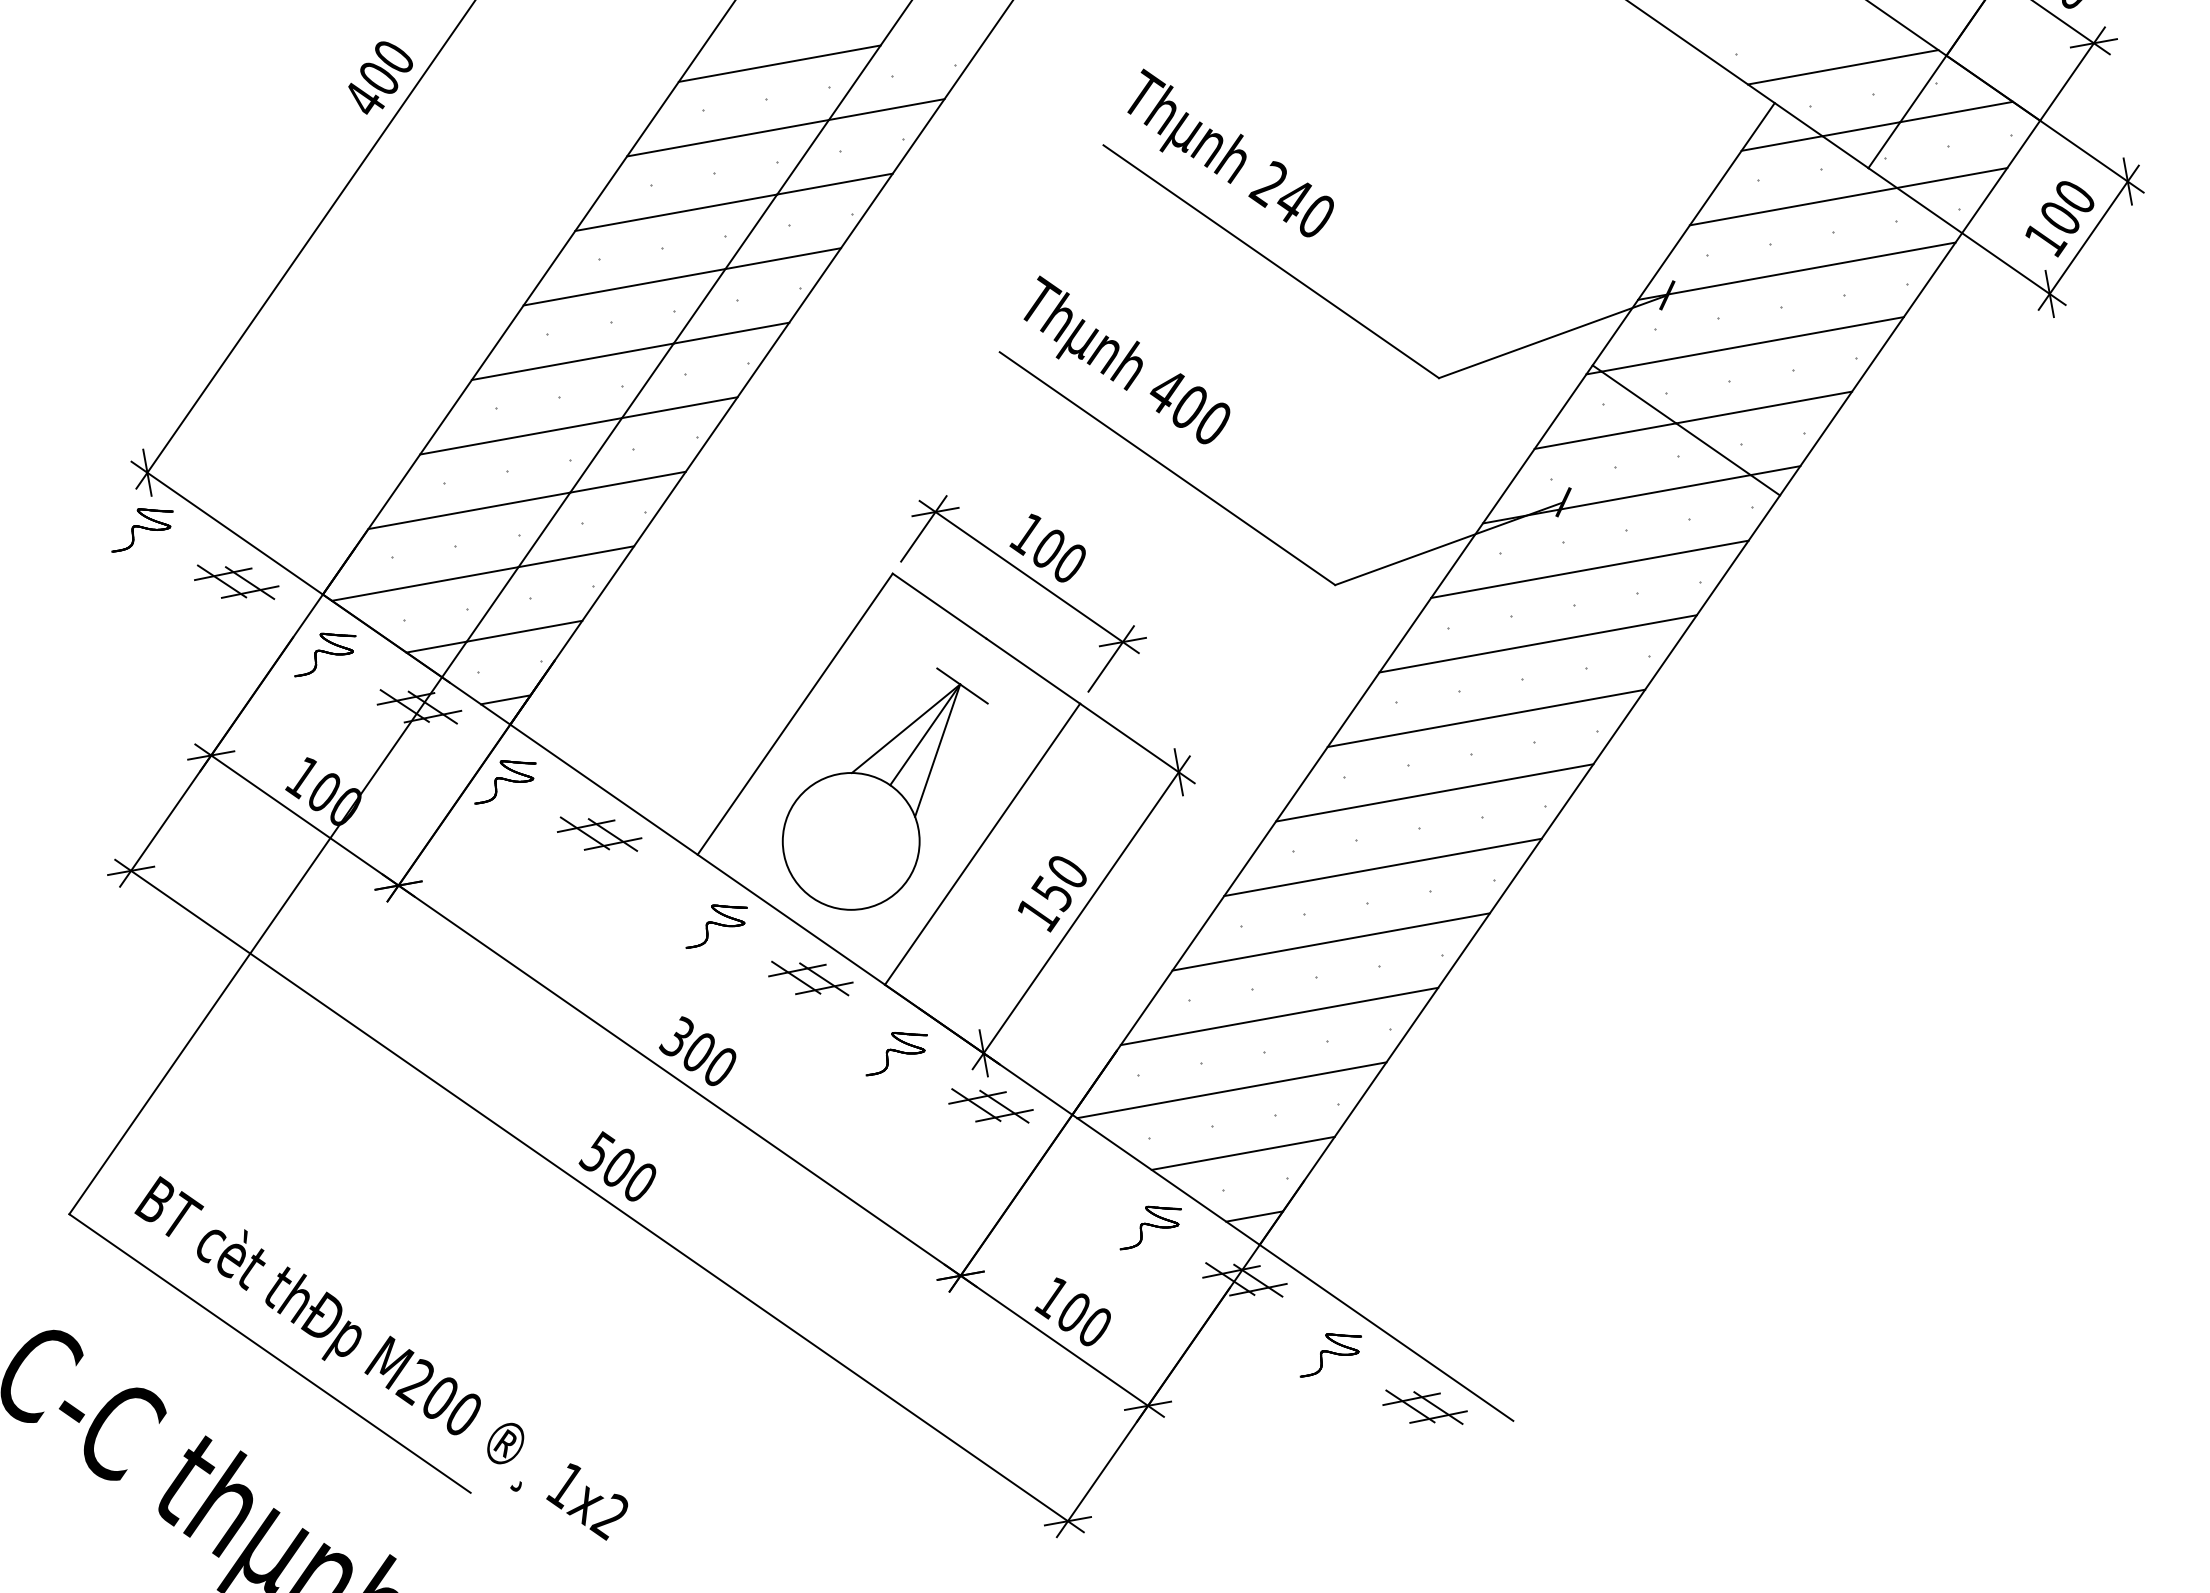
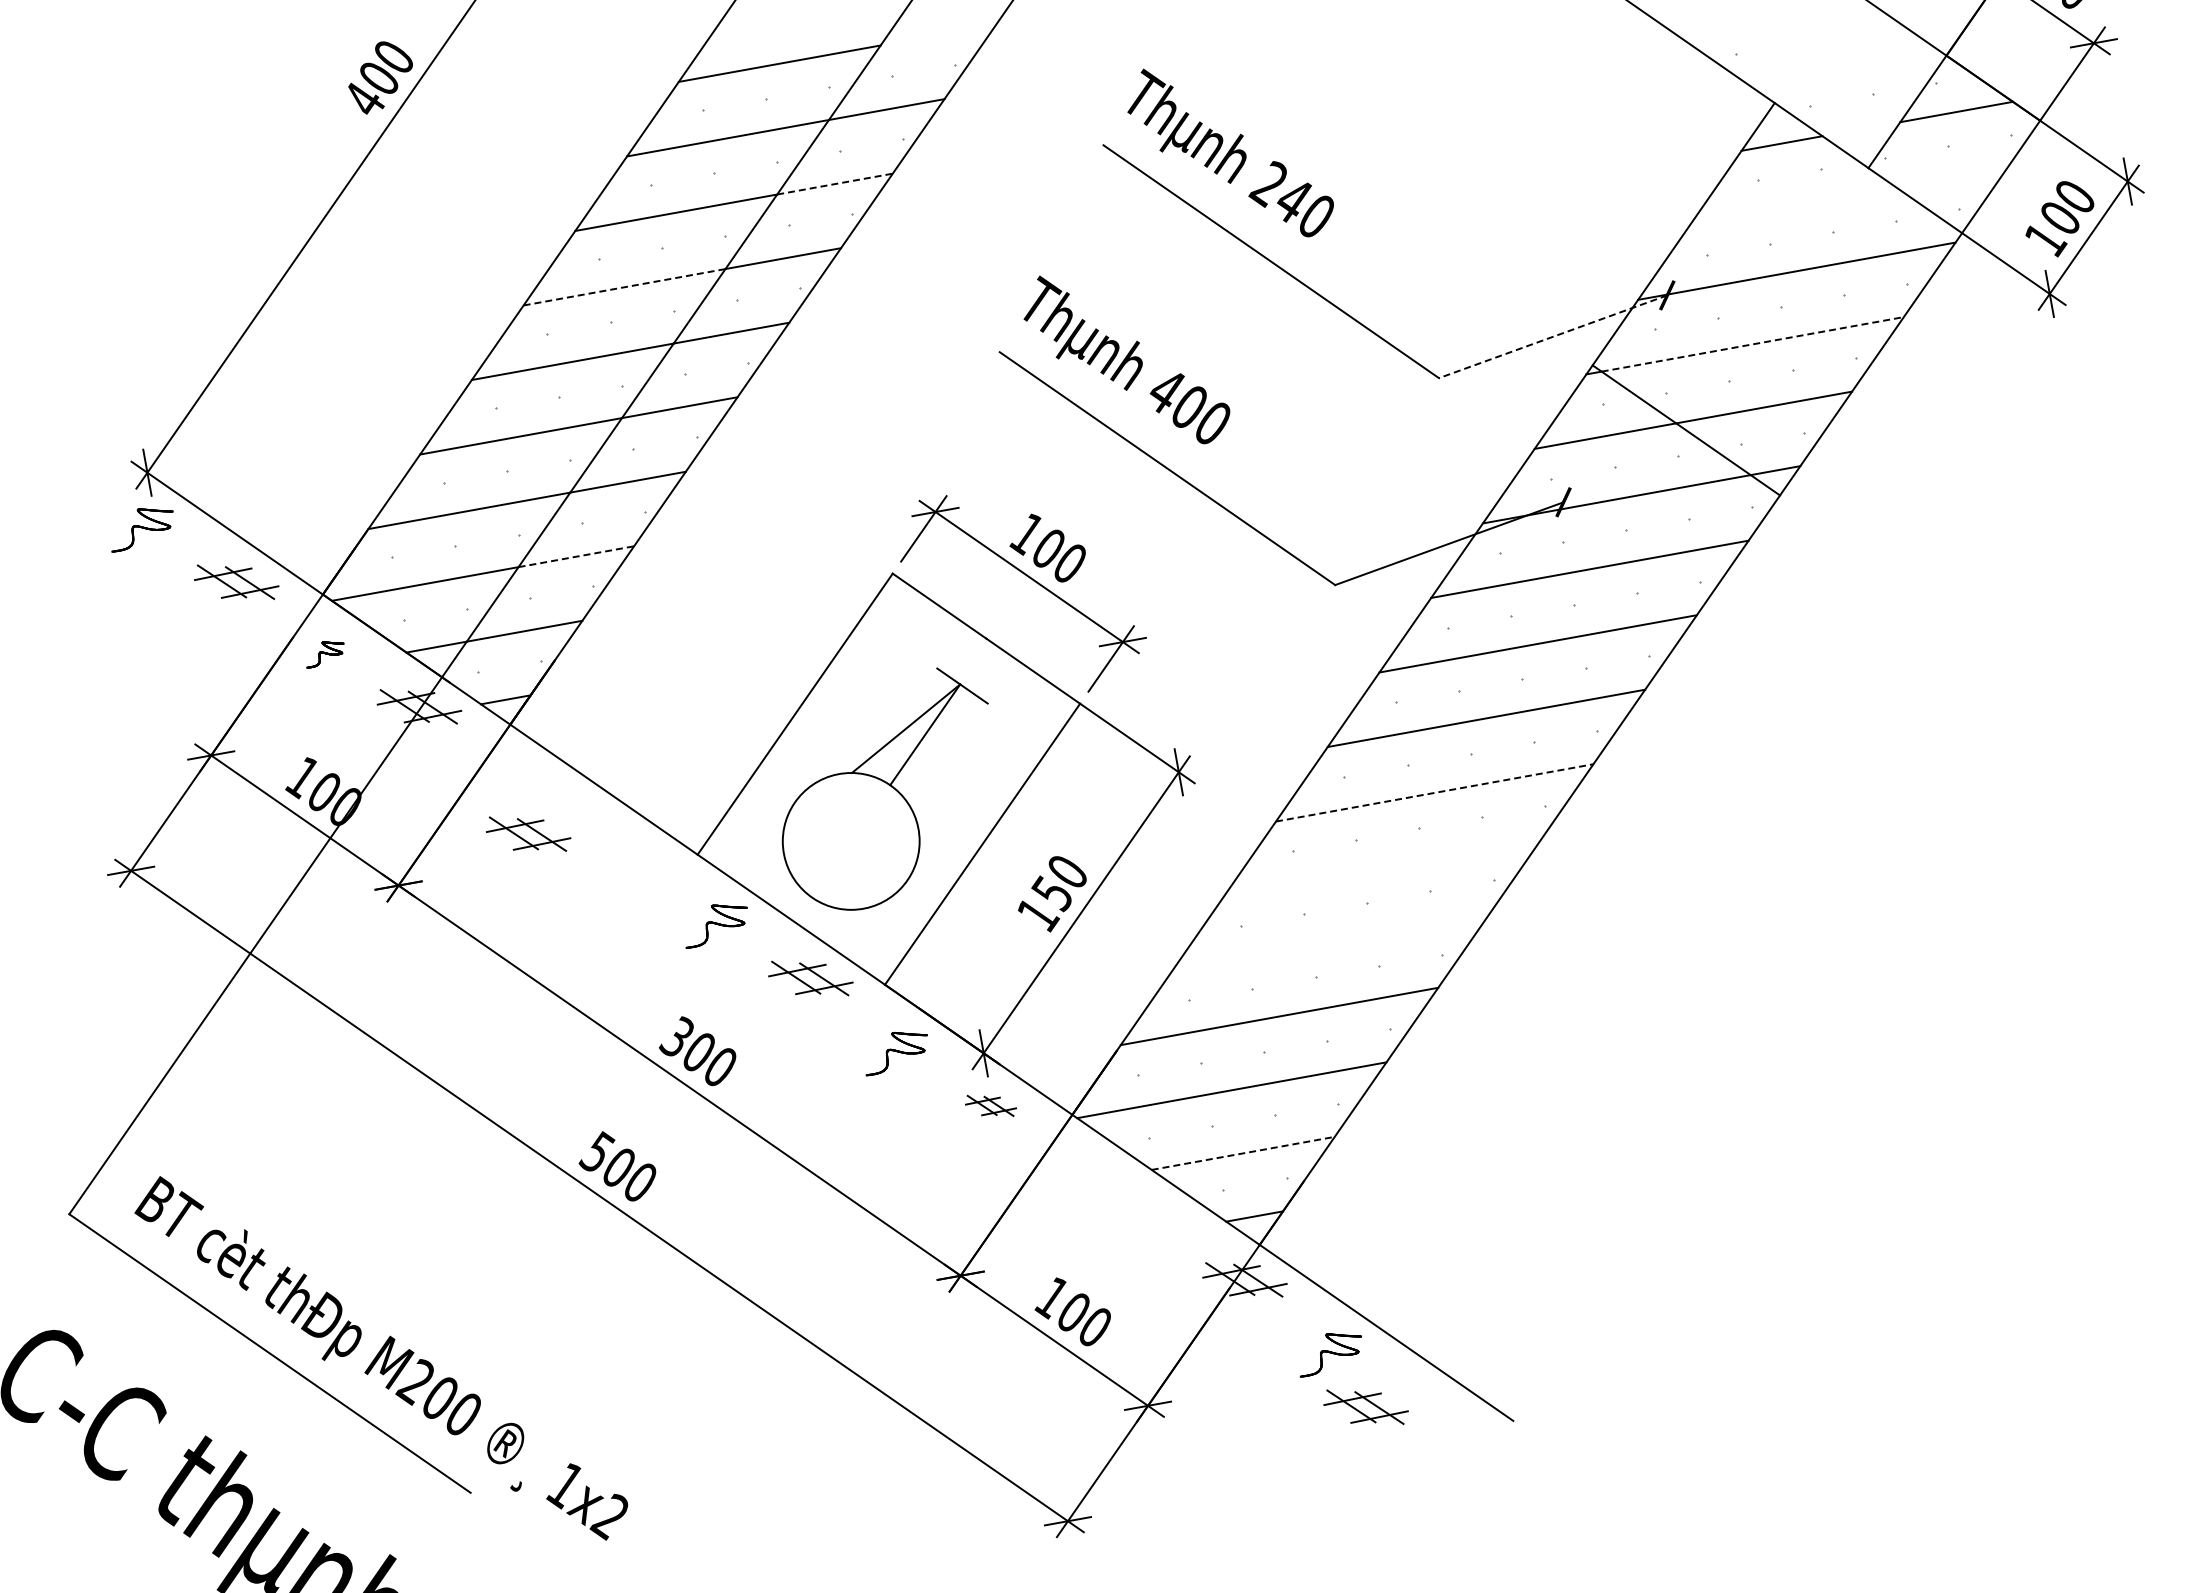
line: present -> none (1842, 67)
line: present -> none (1861, 129)
line: solid -> dashed (835, 184)
line: present -> none (1848, 196)
line: solid -> dashed (624, 287)
line: solid -> dashed (1552, 336)
line: solid -> dashed (1752, 344)
line: solid -> dashed (576, 556)
part size: 63x46 px -> 39x28 px (325, 654)
line: present -> none (937, 750)
part: present -> none (505, 782)
line: solid -> dashed (1435, 792)
part position: (599, 833) -> (528, 833) (528, 833)
line: present -> none (1382, 867)
line: present -> none (1330, 941)
part size: 86x36 px -> 52x23 px (990, 1105)
line: solid -> dashed (1243, 1153)
part: present -> none (1150, 1227)
part position: (1424, 1406) -> (1365, 1406) (1365, 1406)
